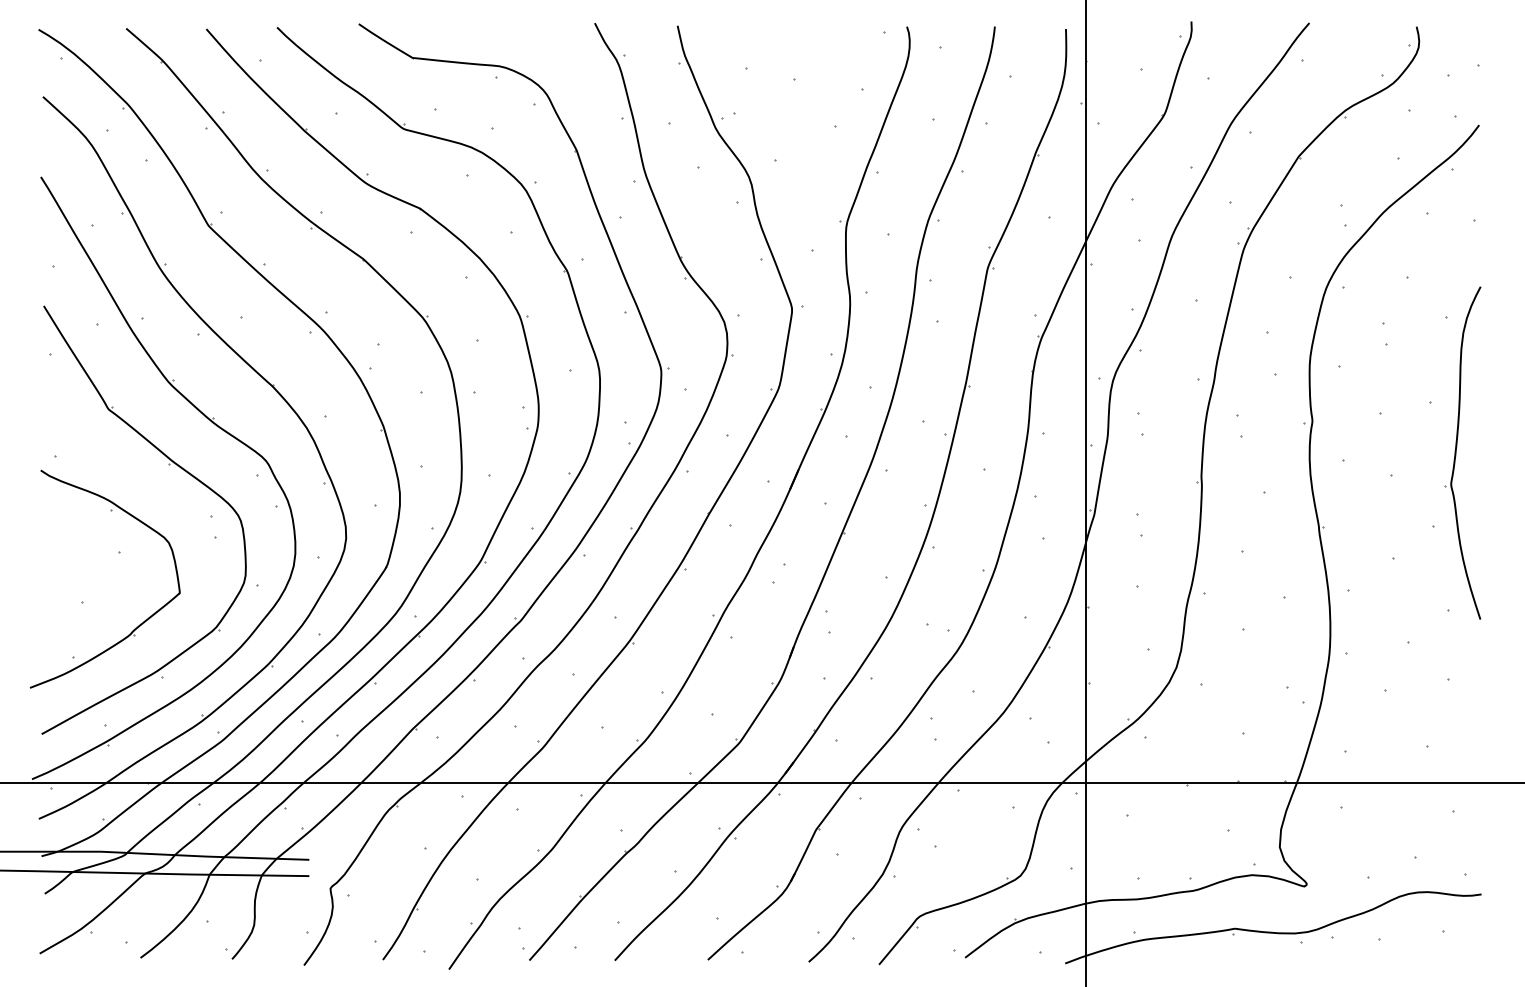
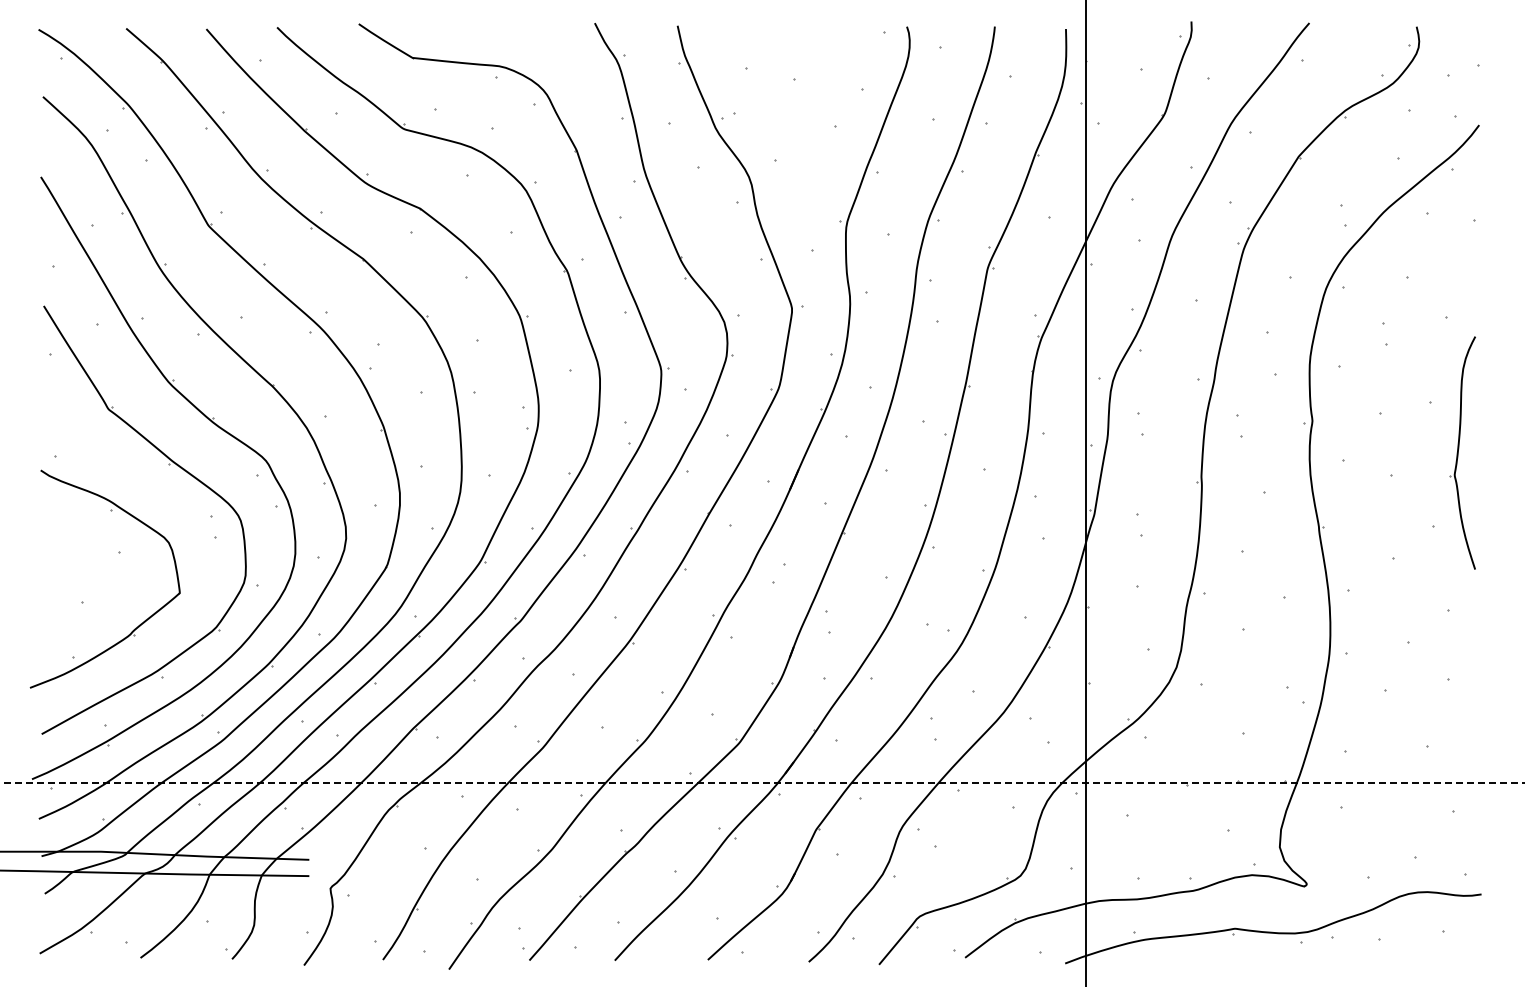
part size: 38x334 px -> 27x234 px (1462, 452)
line: solid -> dashed (762, 783)
